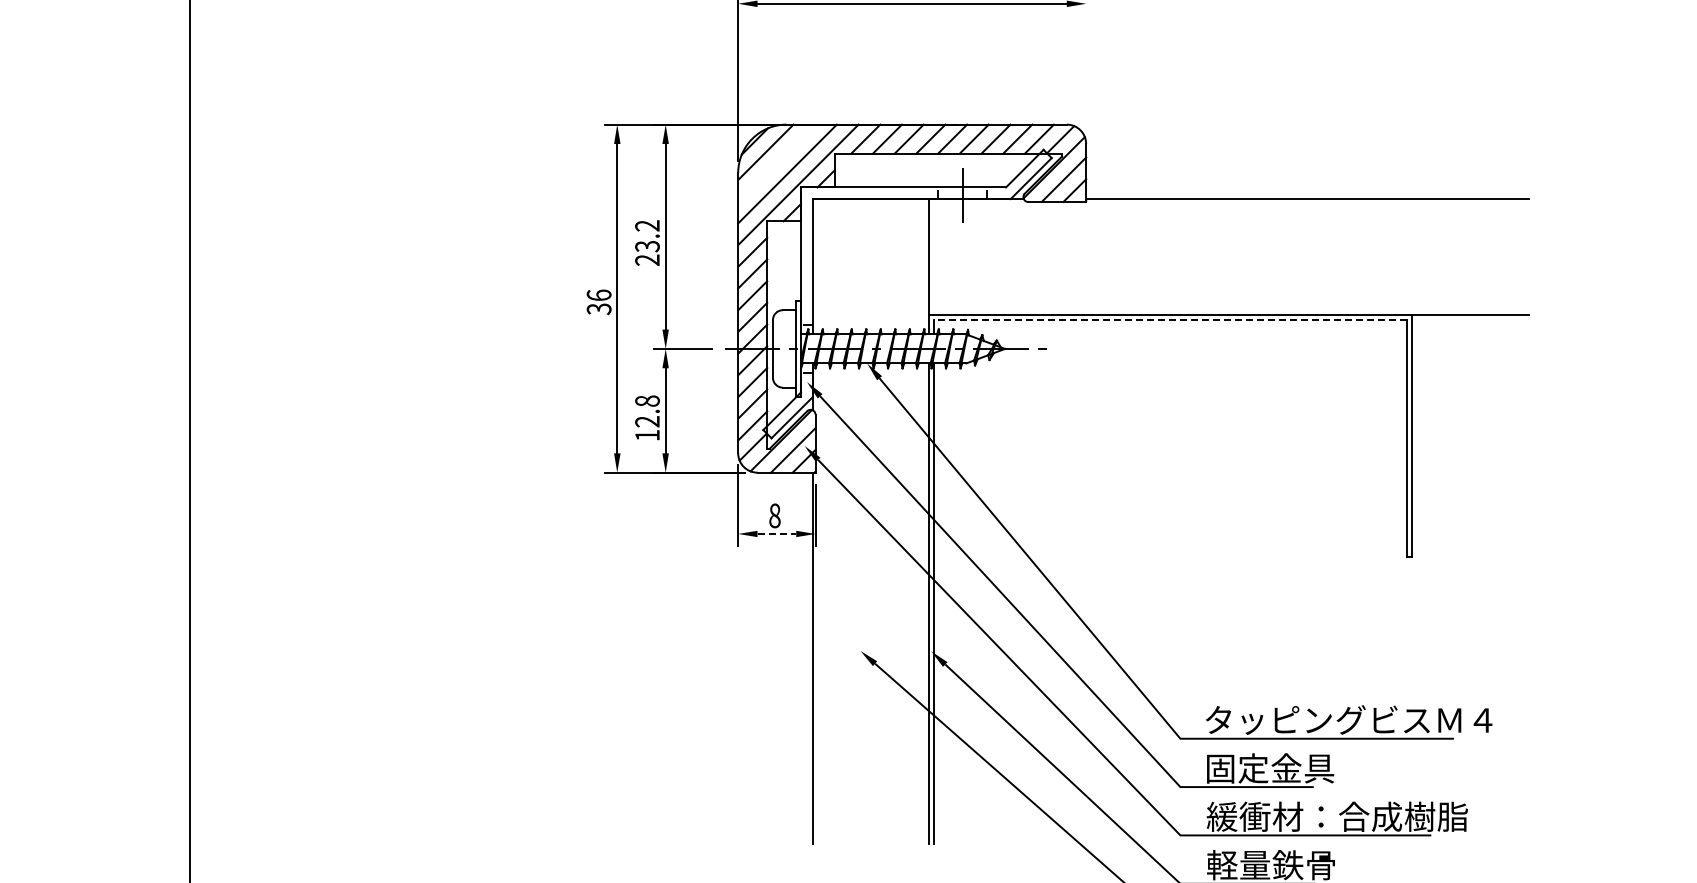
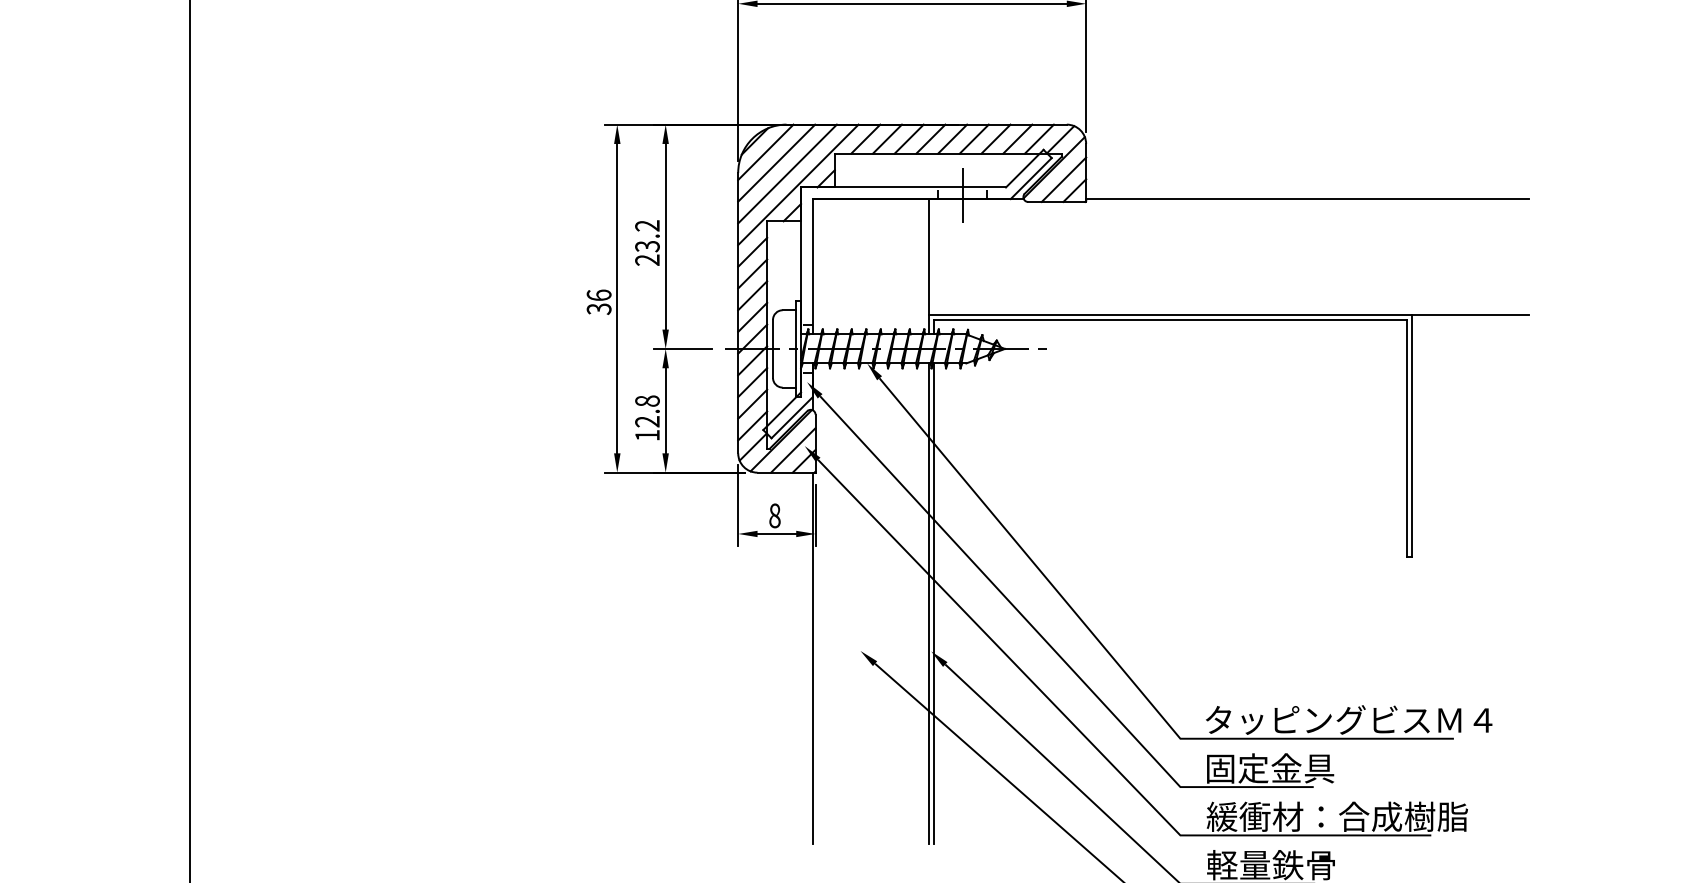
line: none -> present (1086, 66)
line: none -> present (776, 162)
line: dashed -> solid (1170, 319)
line: dashed -> solid (777, 533)
